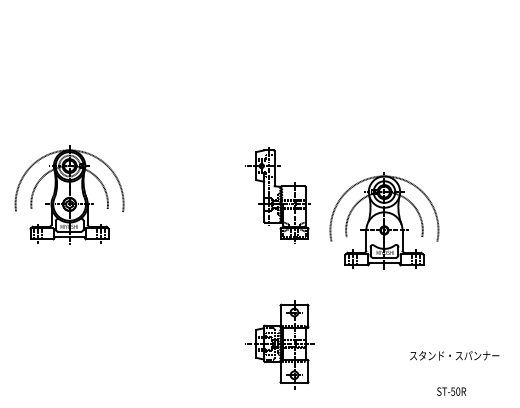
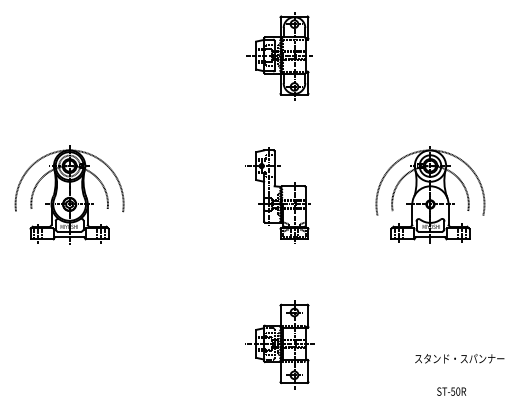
part: none -> present (279, 56)
part position: (384, 220) -> (430, 194) (430, 194)
text position: (454, 355) -> (459, 358) (459, 358)
